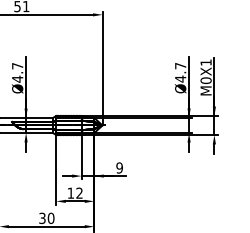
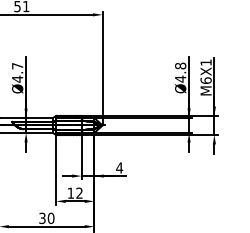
text: Ø4.7 -> Ø4.8 (180, 65)
text: M0X1 -> M6X1 (205, 80)
text: 9 -> 4 (119, 167)
